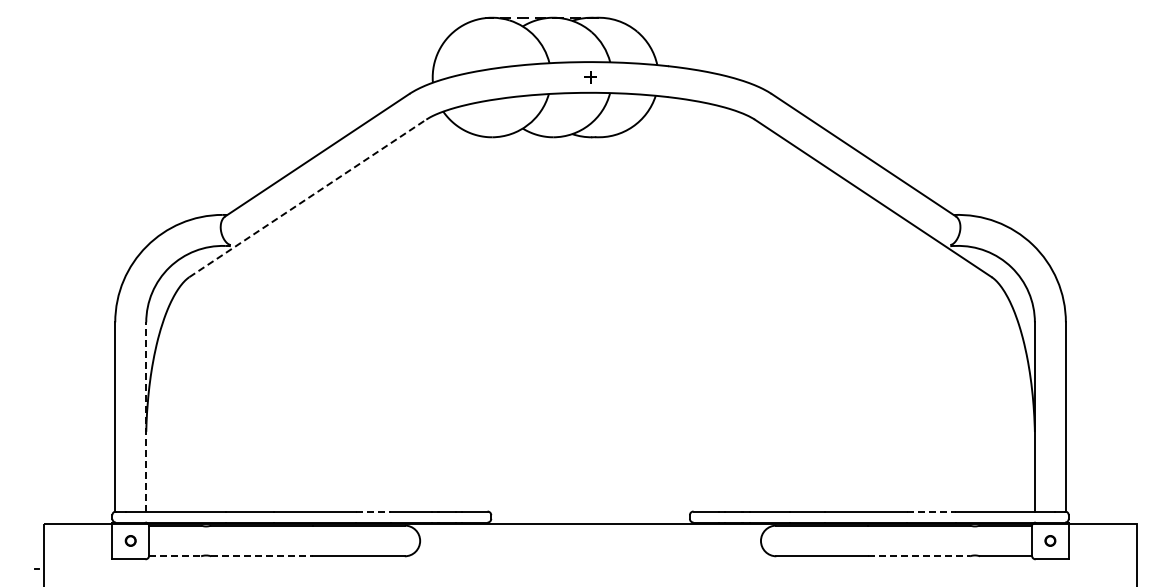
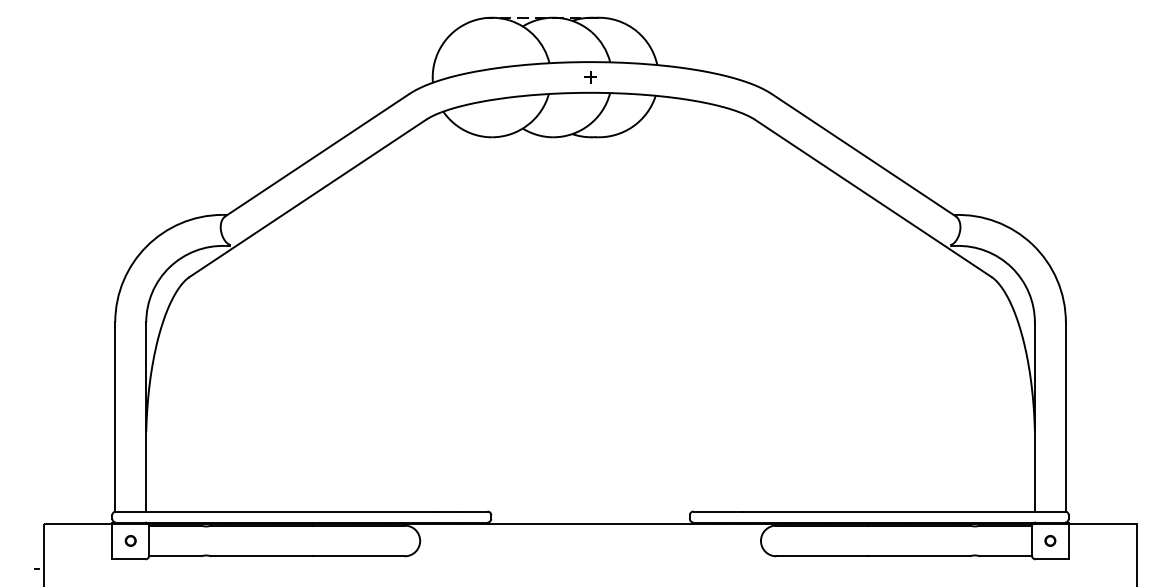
line: dashed -> solid (308, 198)
line: dashed -> solid (146, 416)
line: dashed -> solid (374, 511)
line: dashed -> solid (931, 511)
line: dashed -> solid (175, 556)
line: dashed -> solid (262, 556)
line: dashed -> solid (919, 556)
